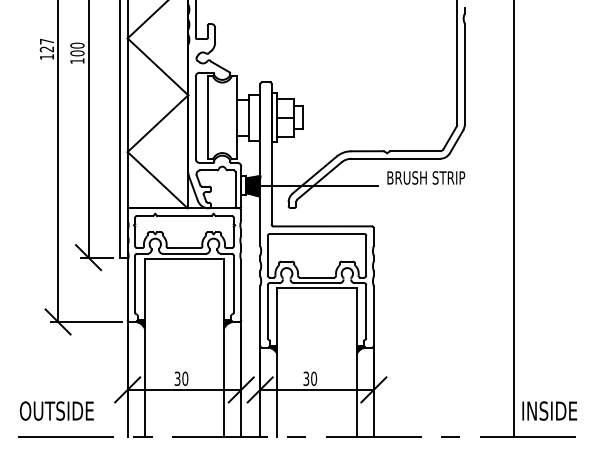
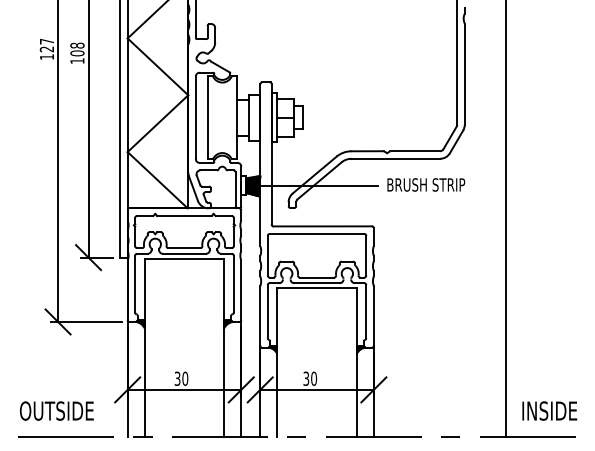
text: 100 -> 108 (77, 45)
text position: (426, 177) -> (426, 184) (426, 184)
line position: (514, 219) -> (506, 219) (506, 219)
